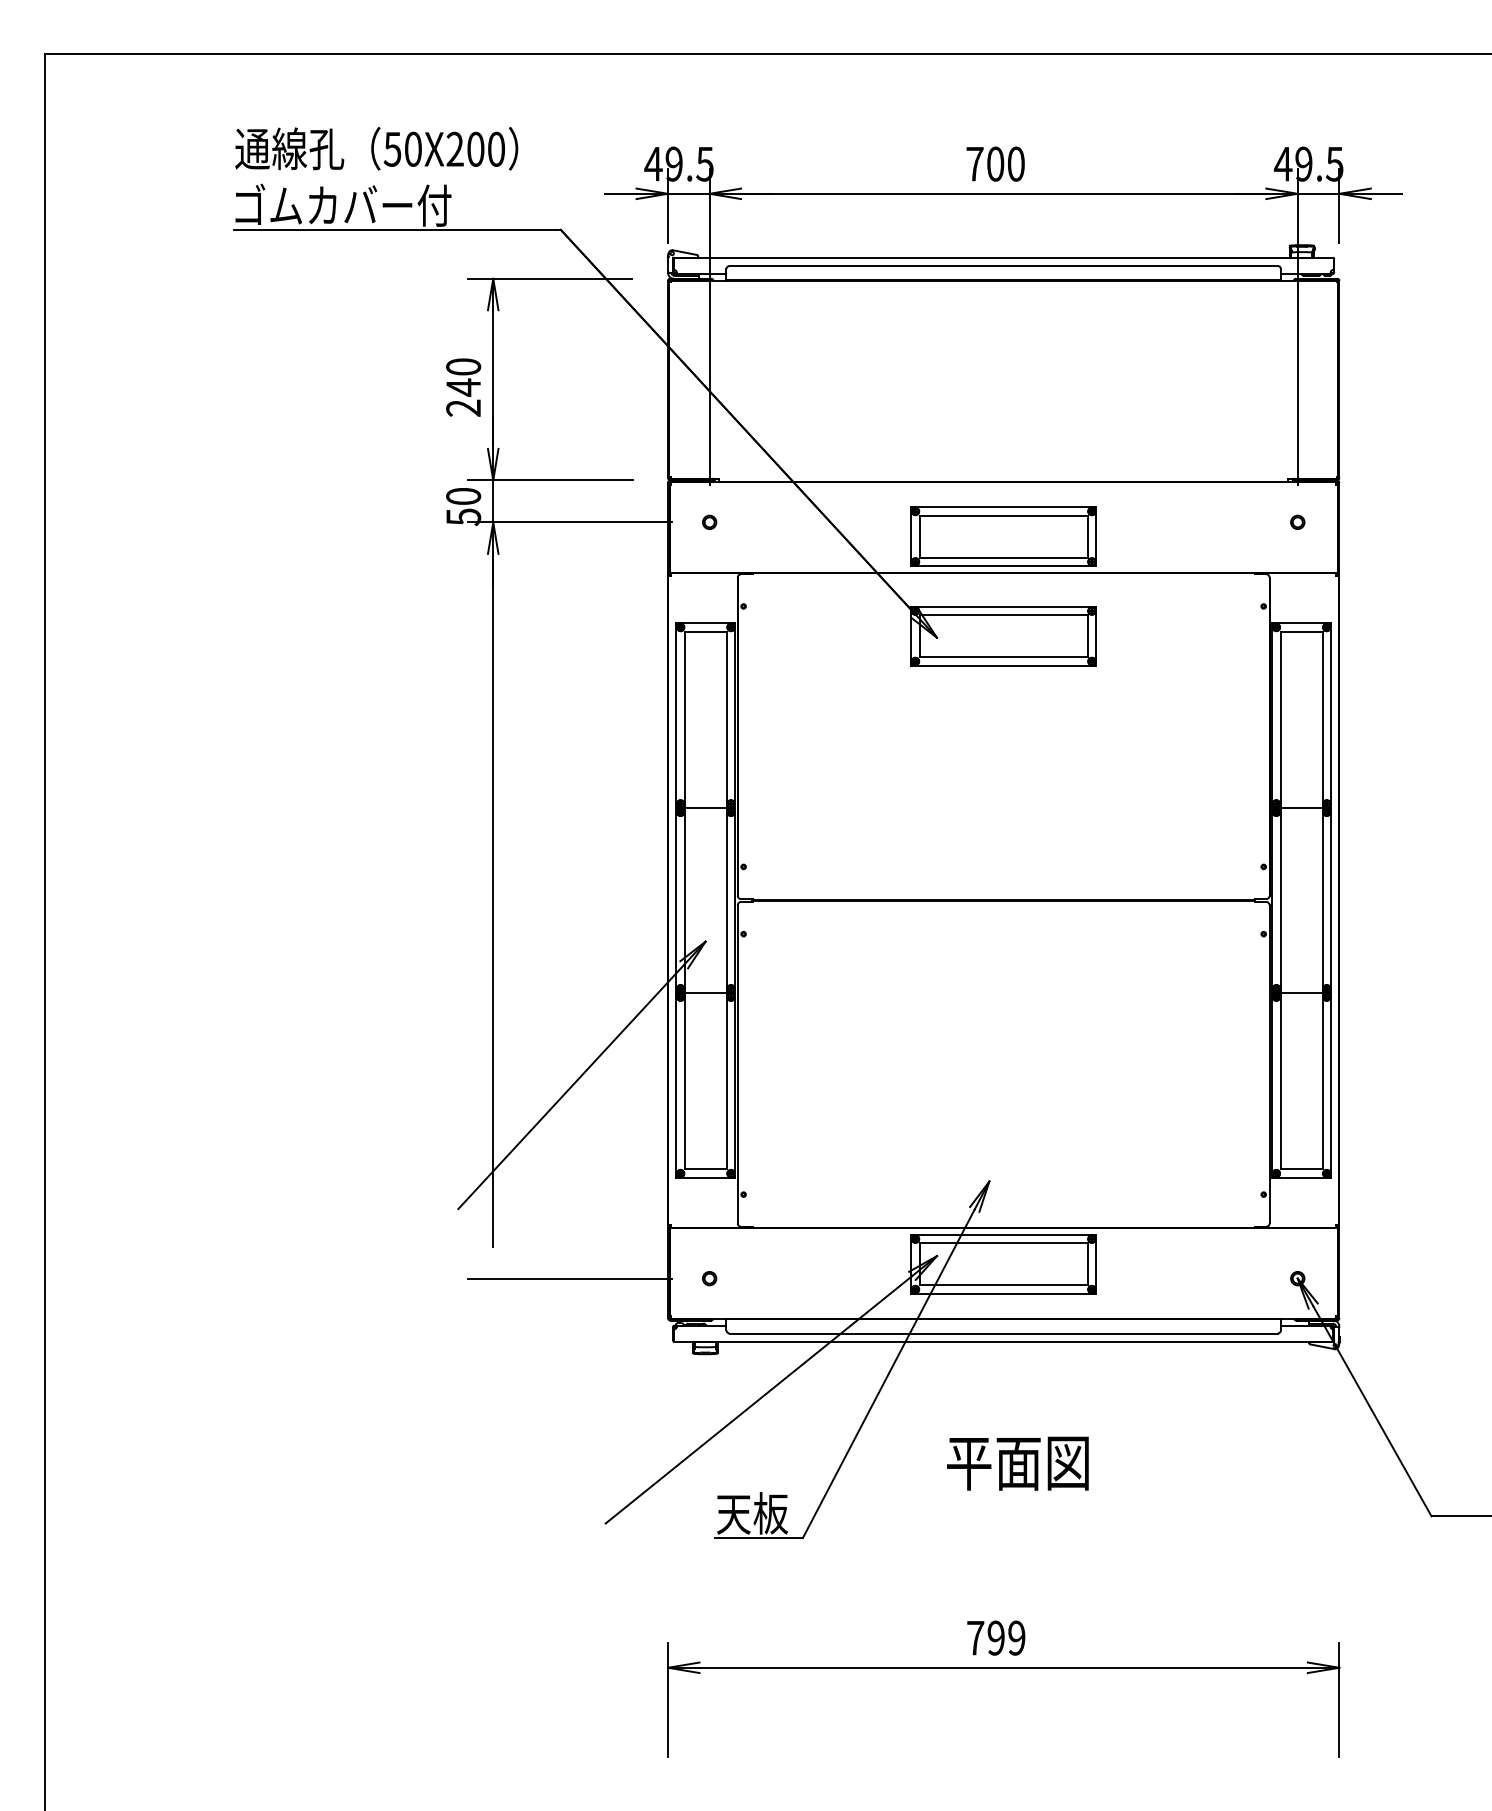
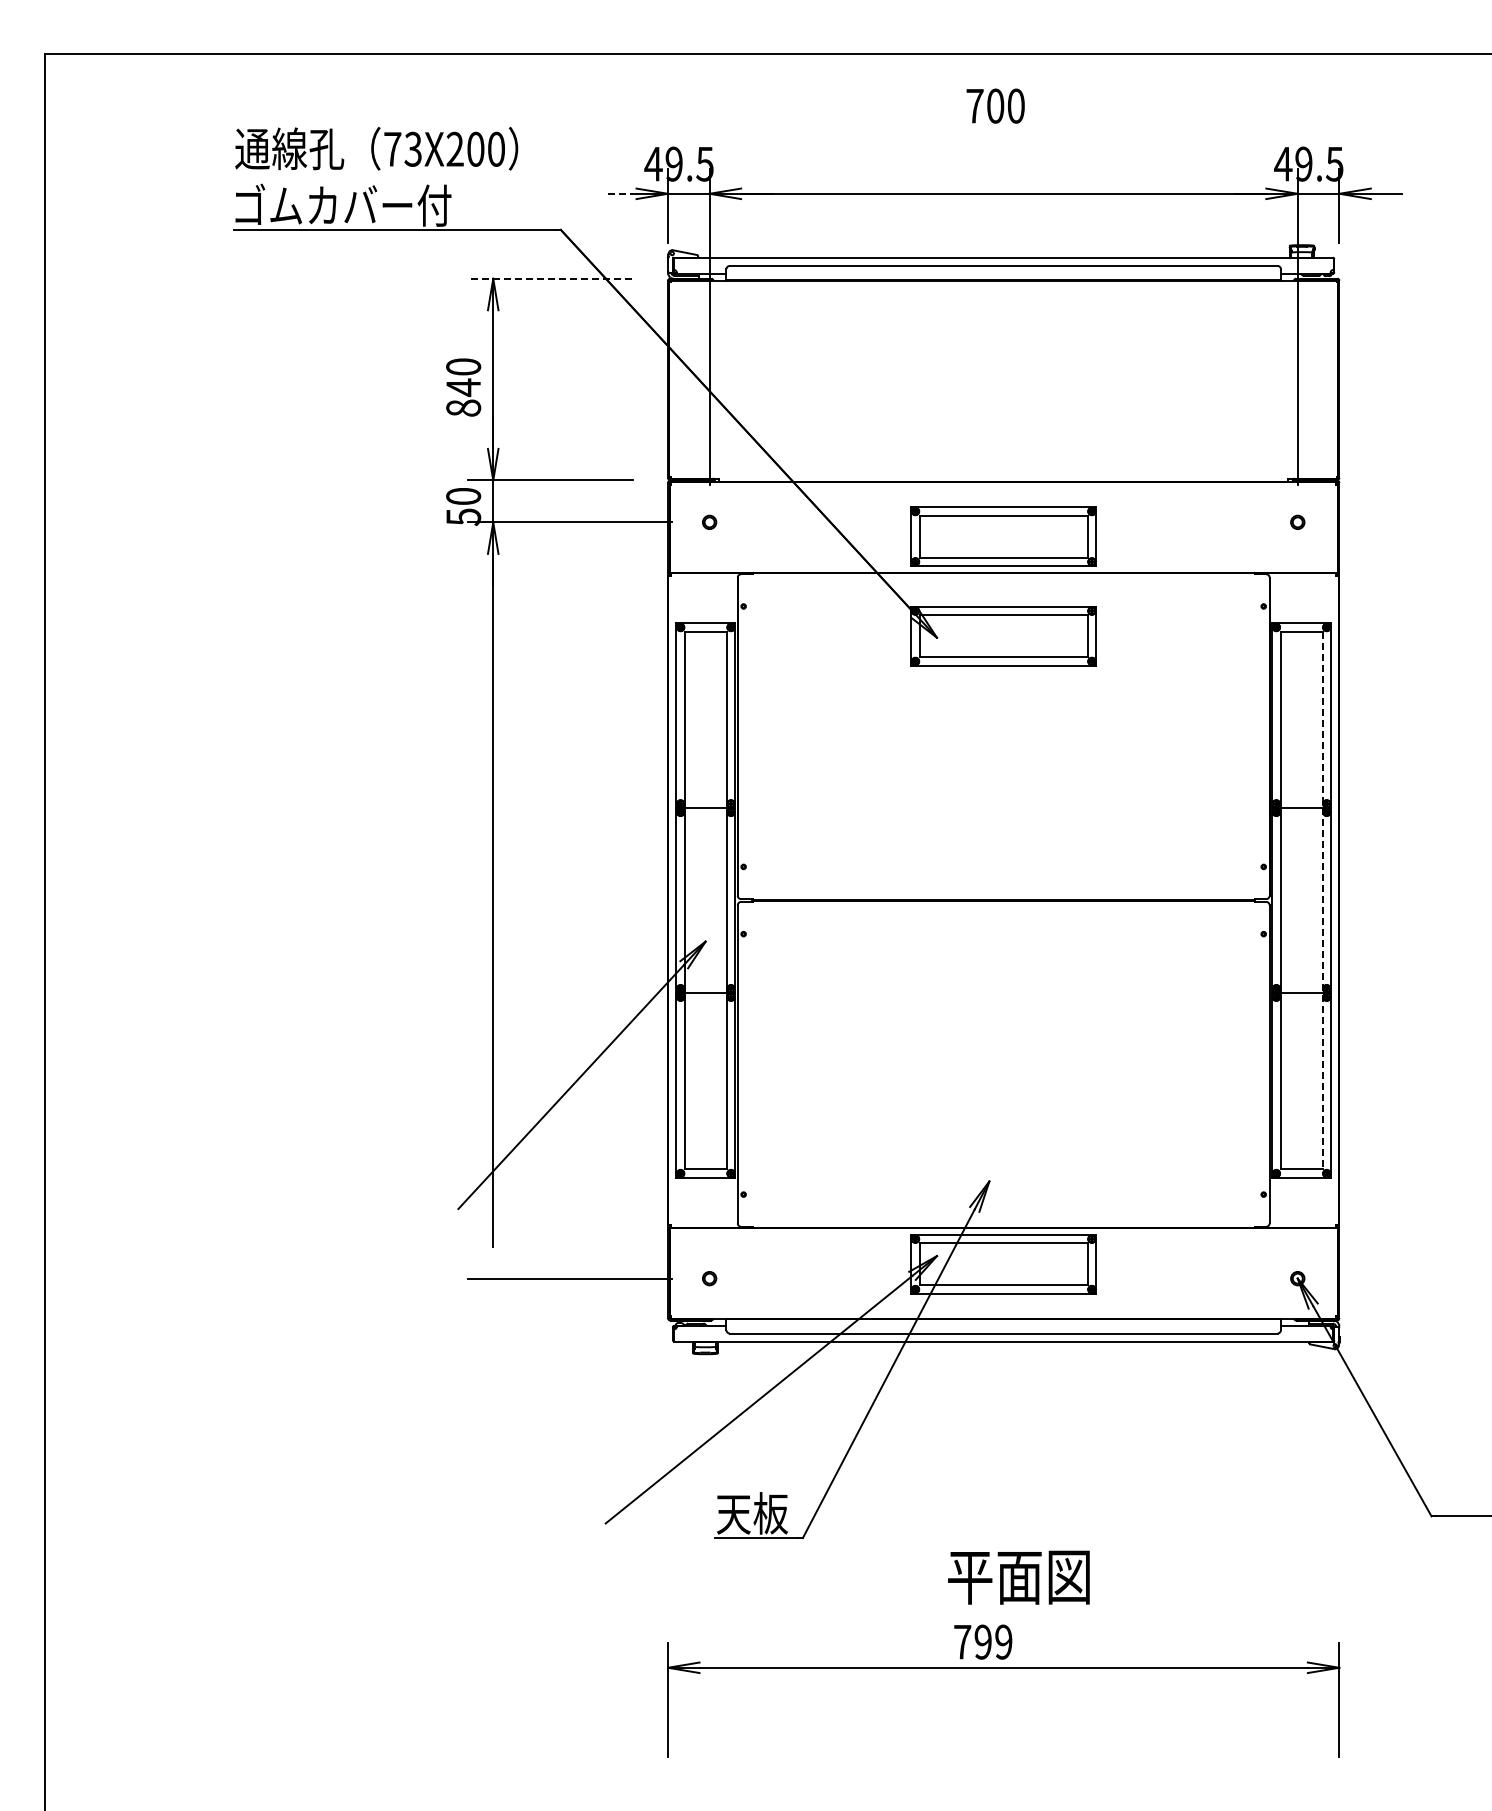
text: 50X200 -> 73X200 (402, 148)
text position: (995, 163) -> (995, 105) (995, 105)
line: solid -> dashed (620, 193)
line: solid -> dashed (549, 278)
text: 240 -> 840 (463, 407)
line: solid -> dashed (1322, 900)
text position: (1017, 1463) -> (1018, 1577) (1018, 1577)
text position: (996, 1637) -> (983, 1641) (983, 1641)
